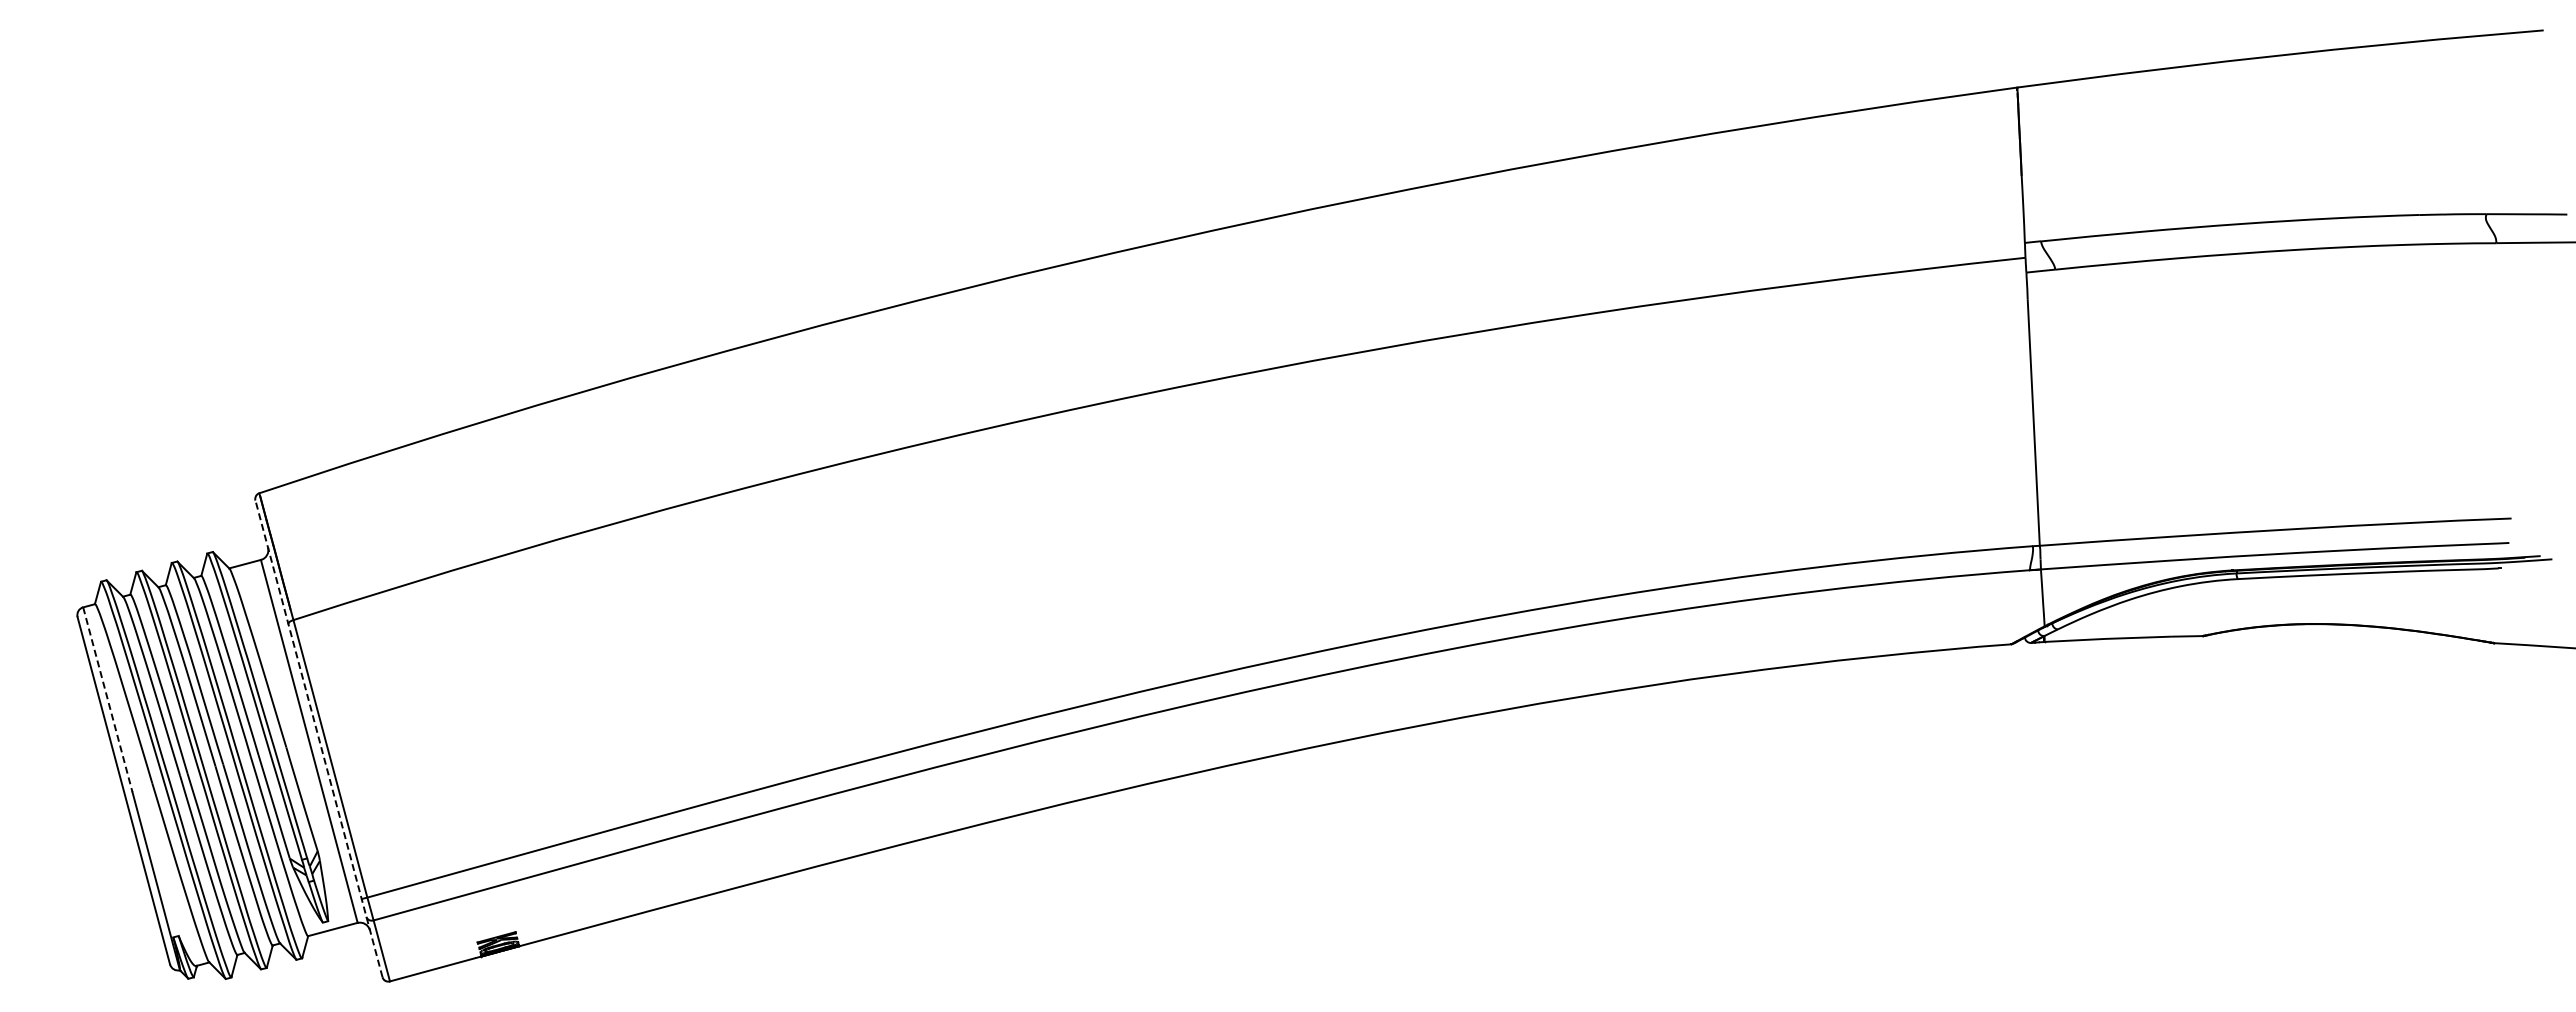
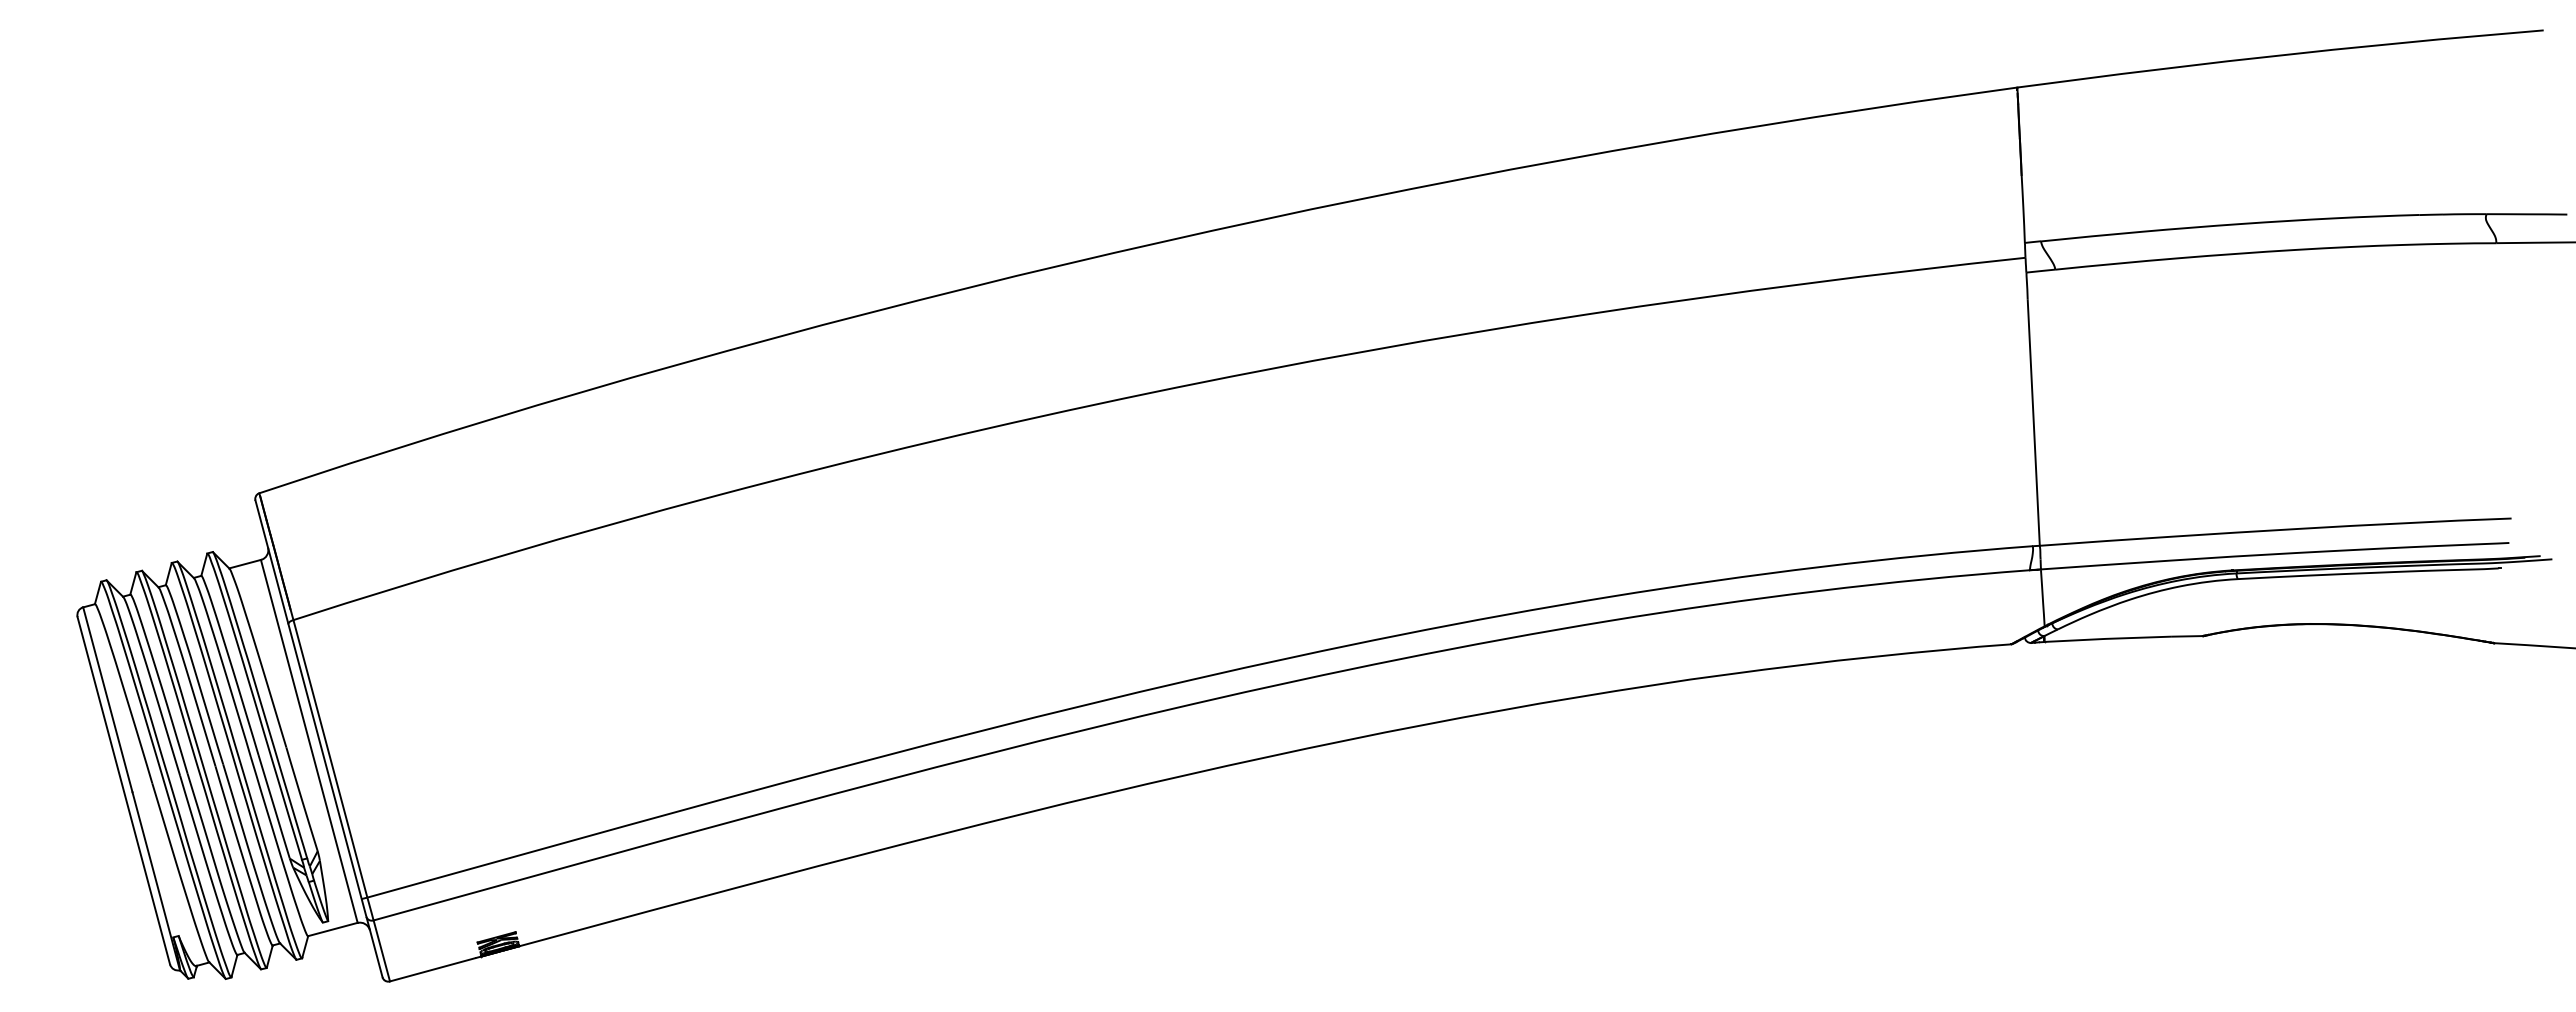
line: dashed -> solid (107, 699)
line: dashed -> solid (319, 738)
